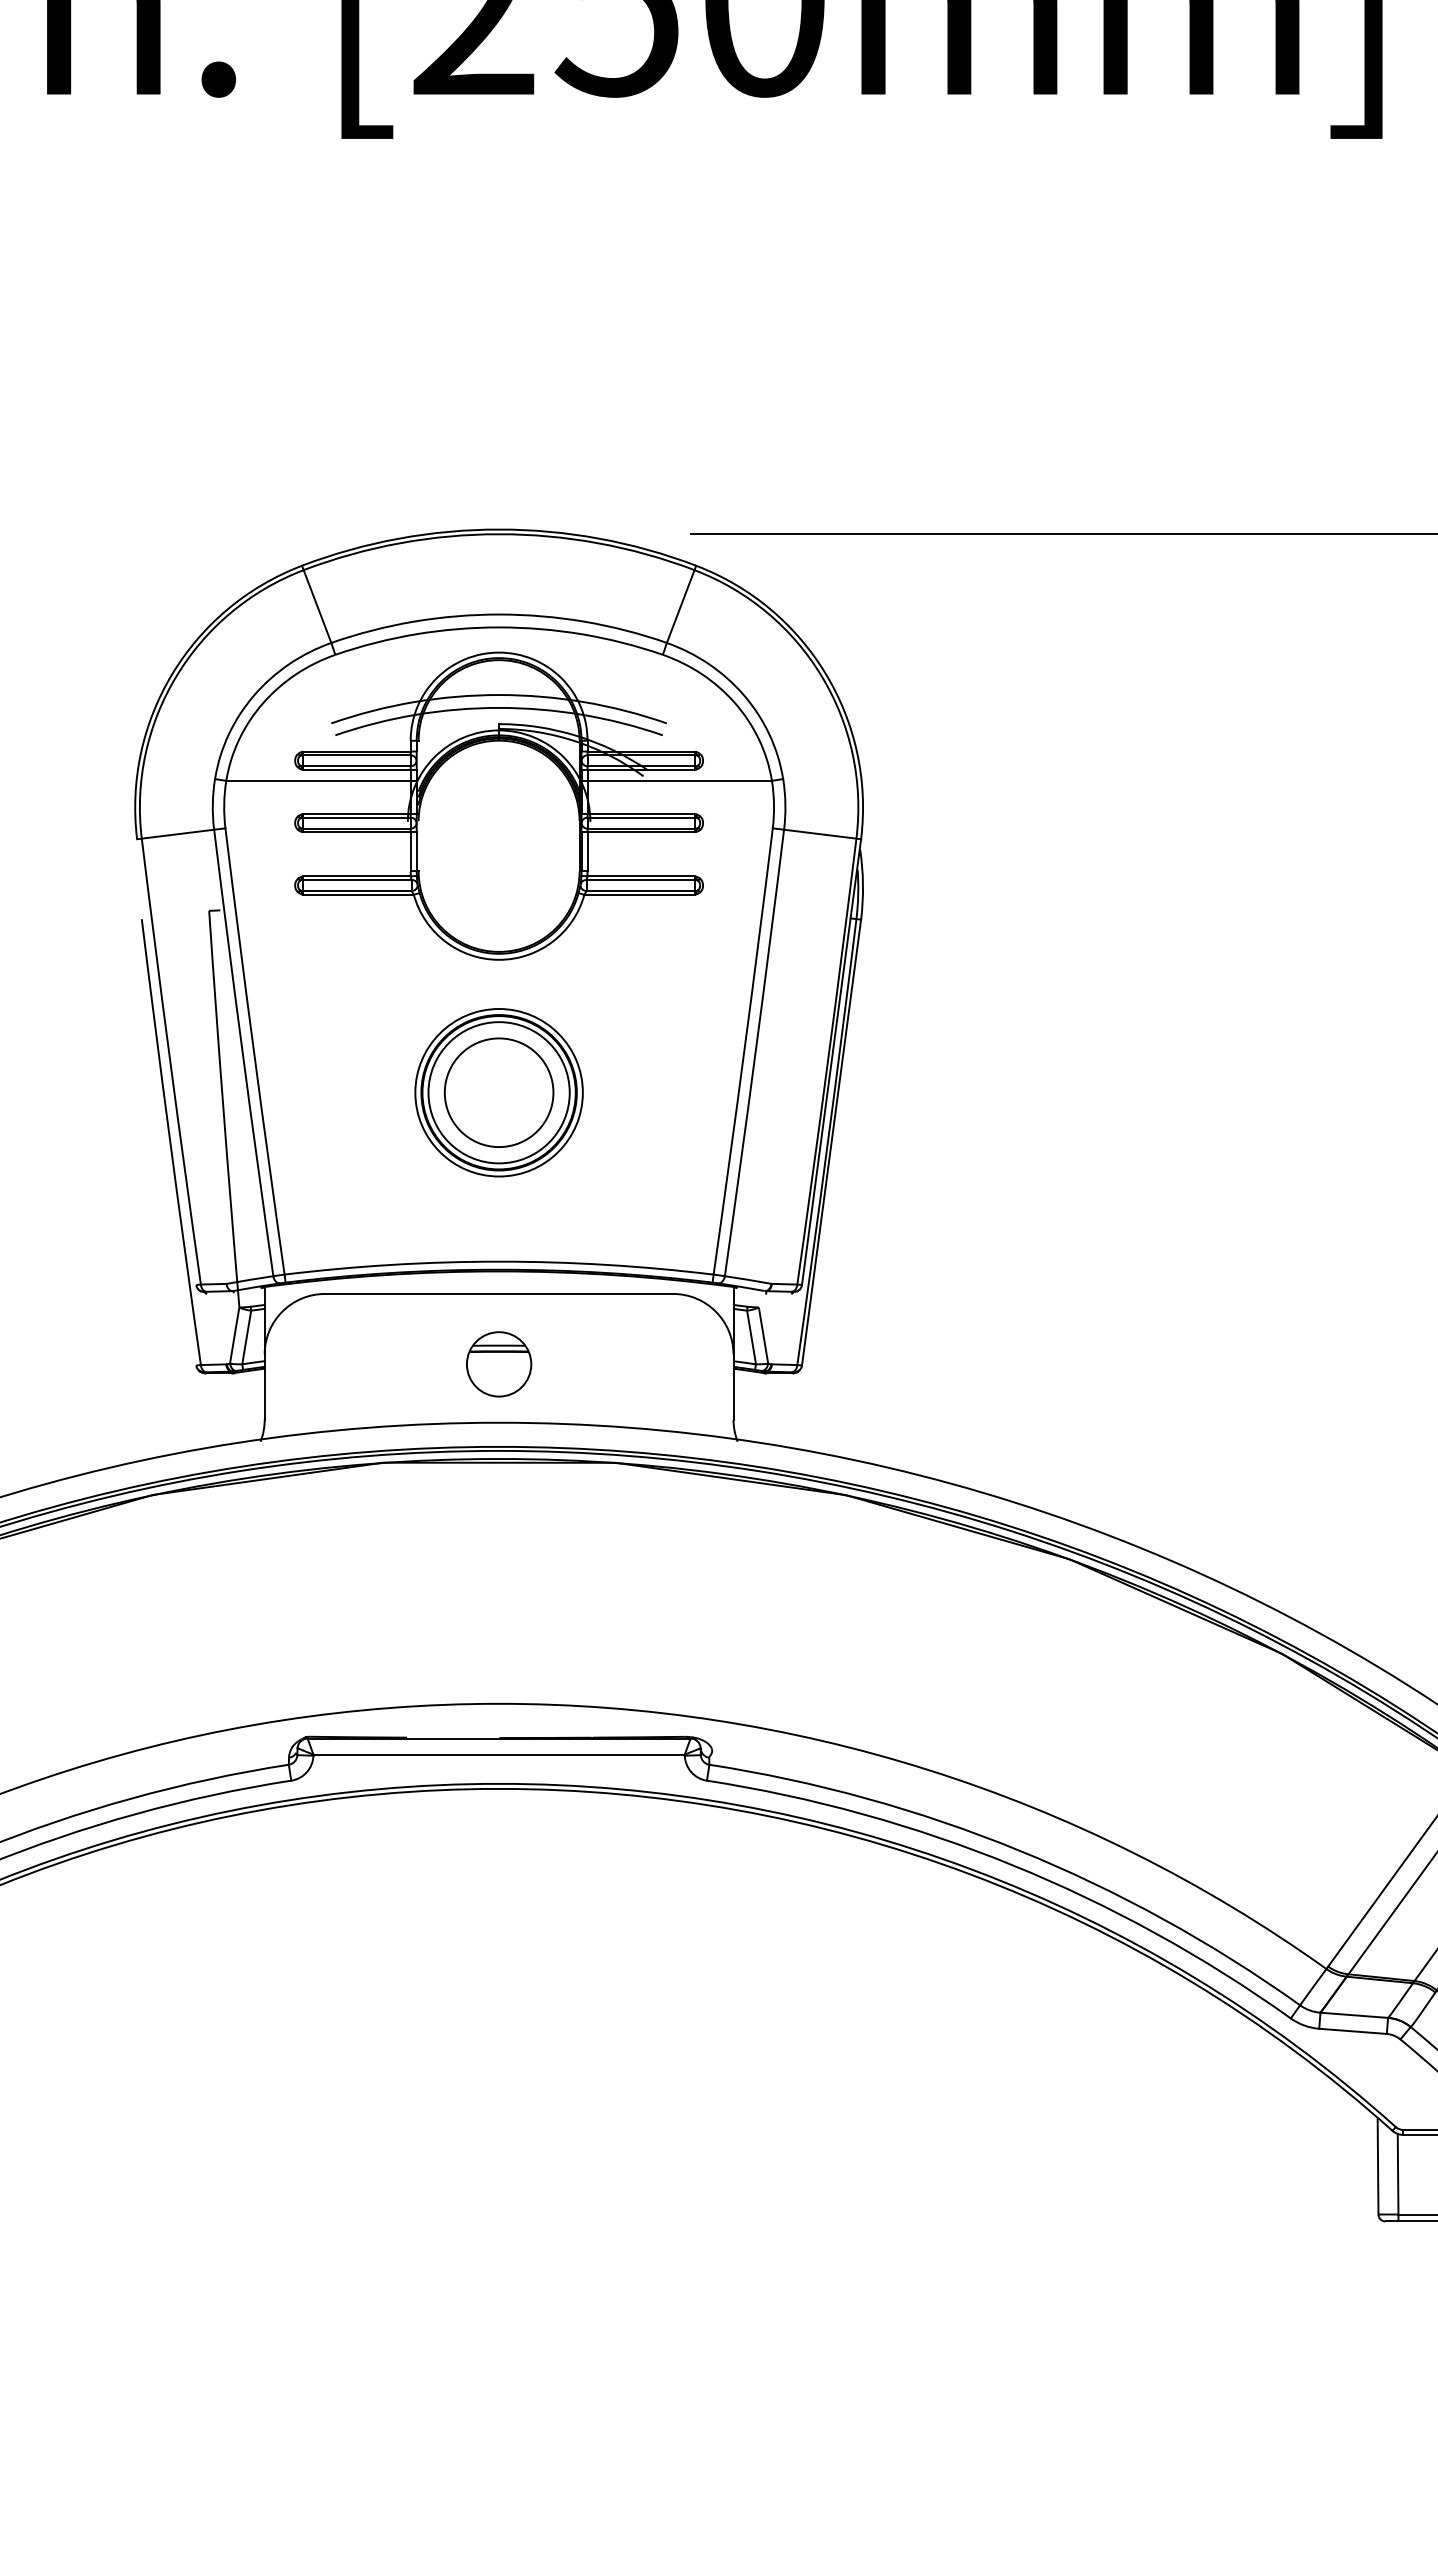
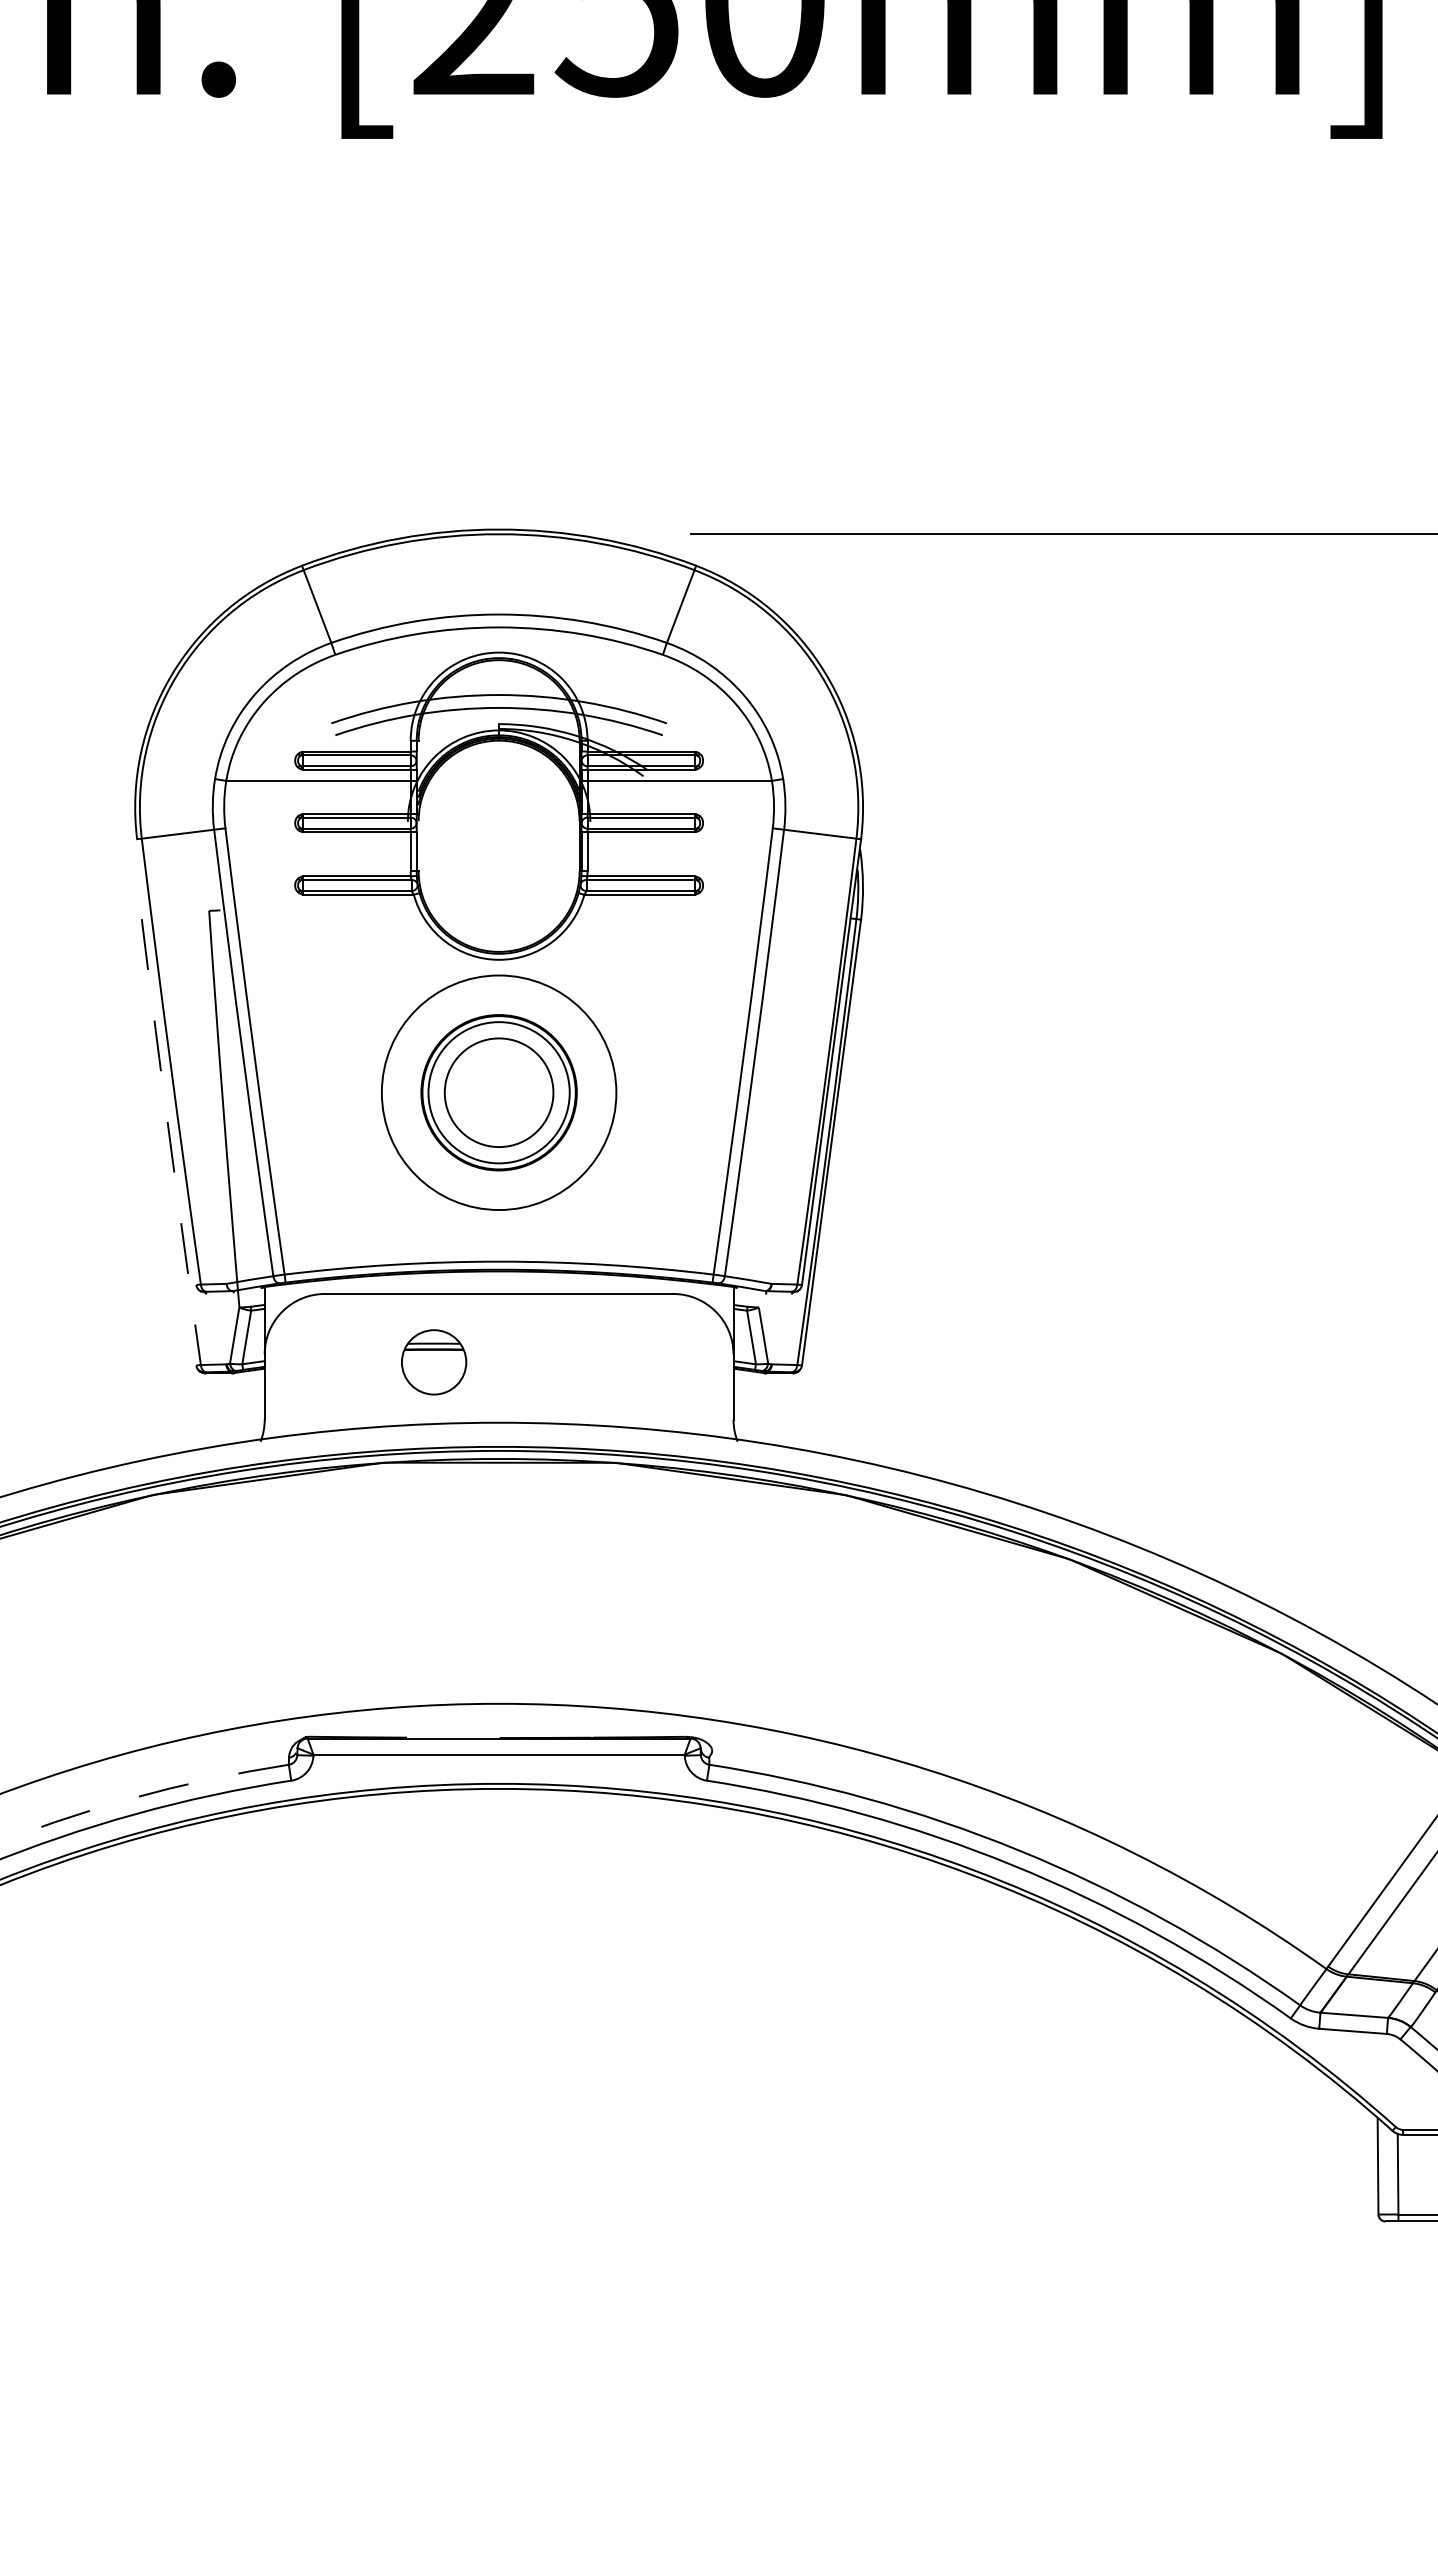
circle diameter: 168 px -> 235 px (498, 1092)
arc: solid -> dashed (170, 1142)
part position: (499, 1364) -> (434, 1362) (434, 1362)
arc: solid -> dashed (141, 1795)
